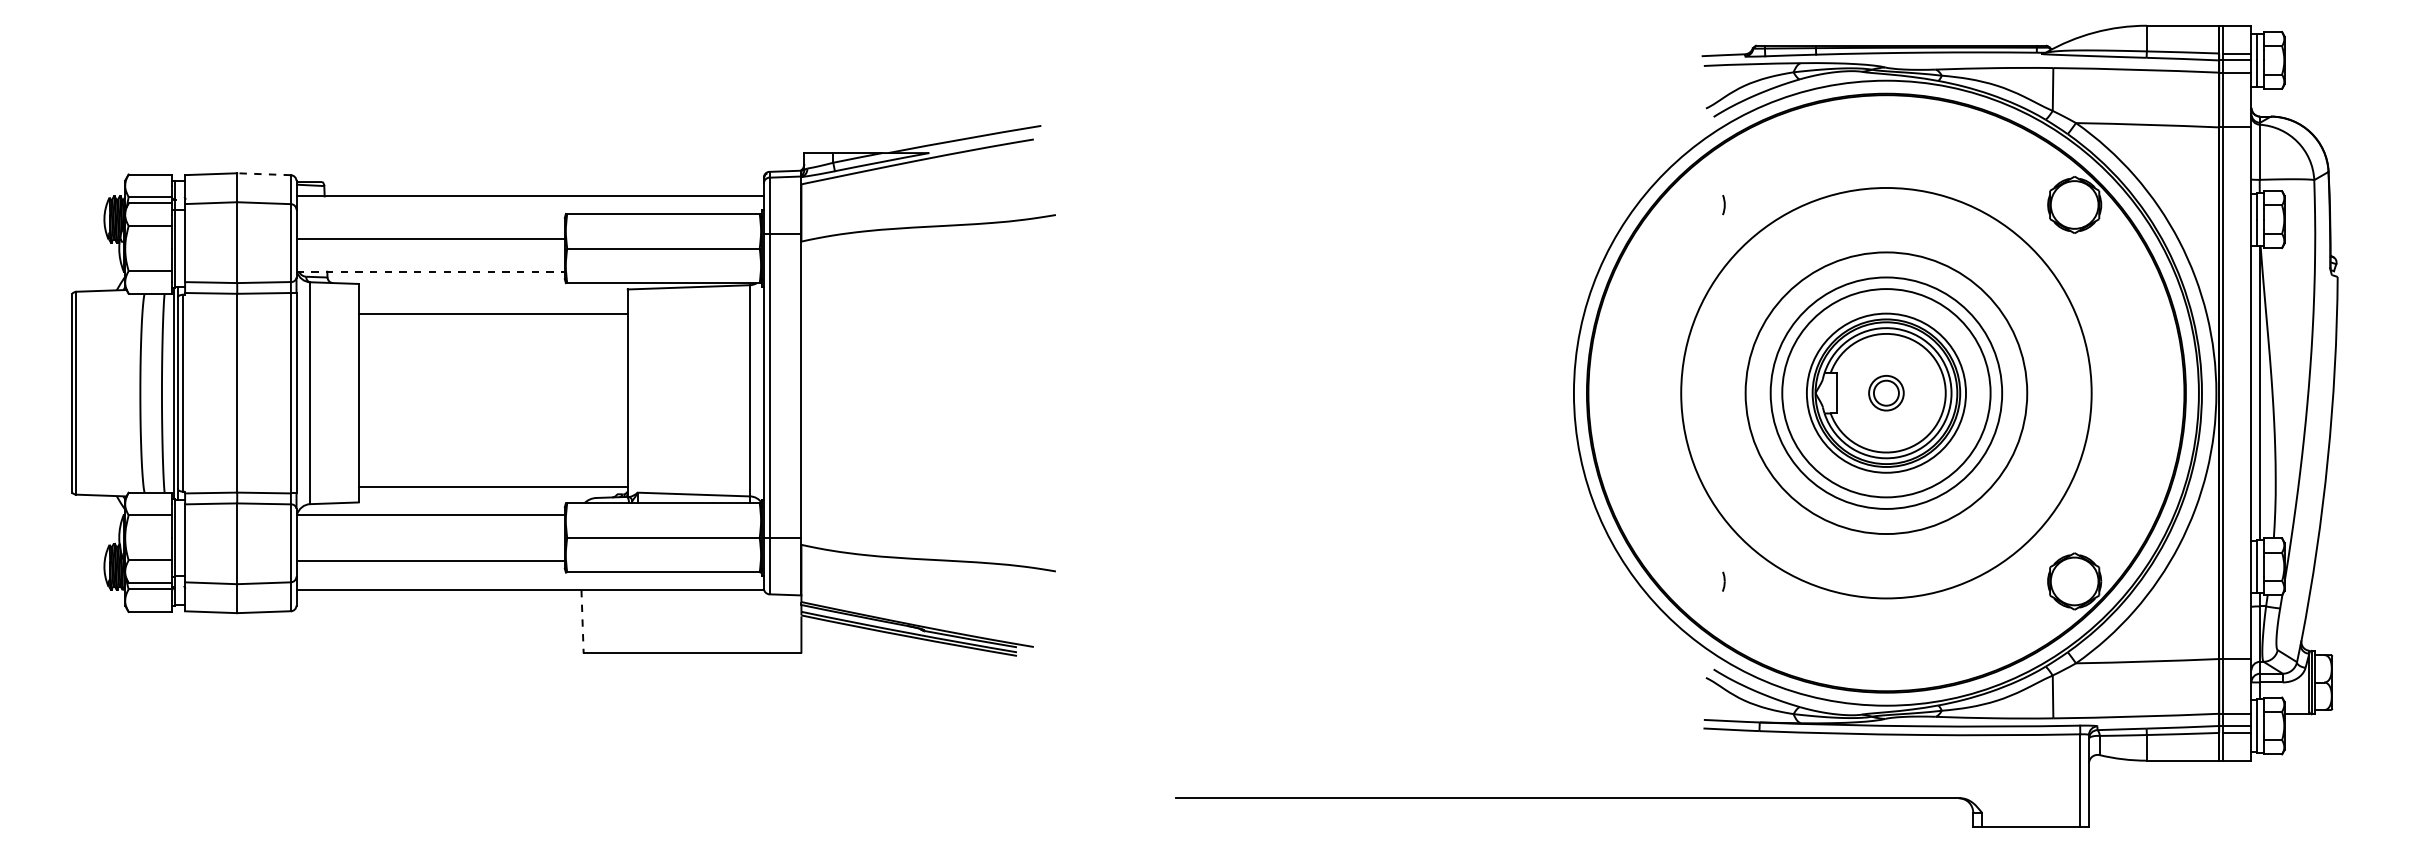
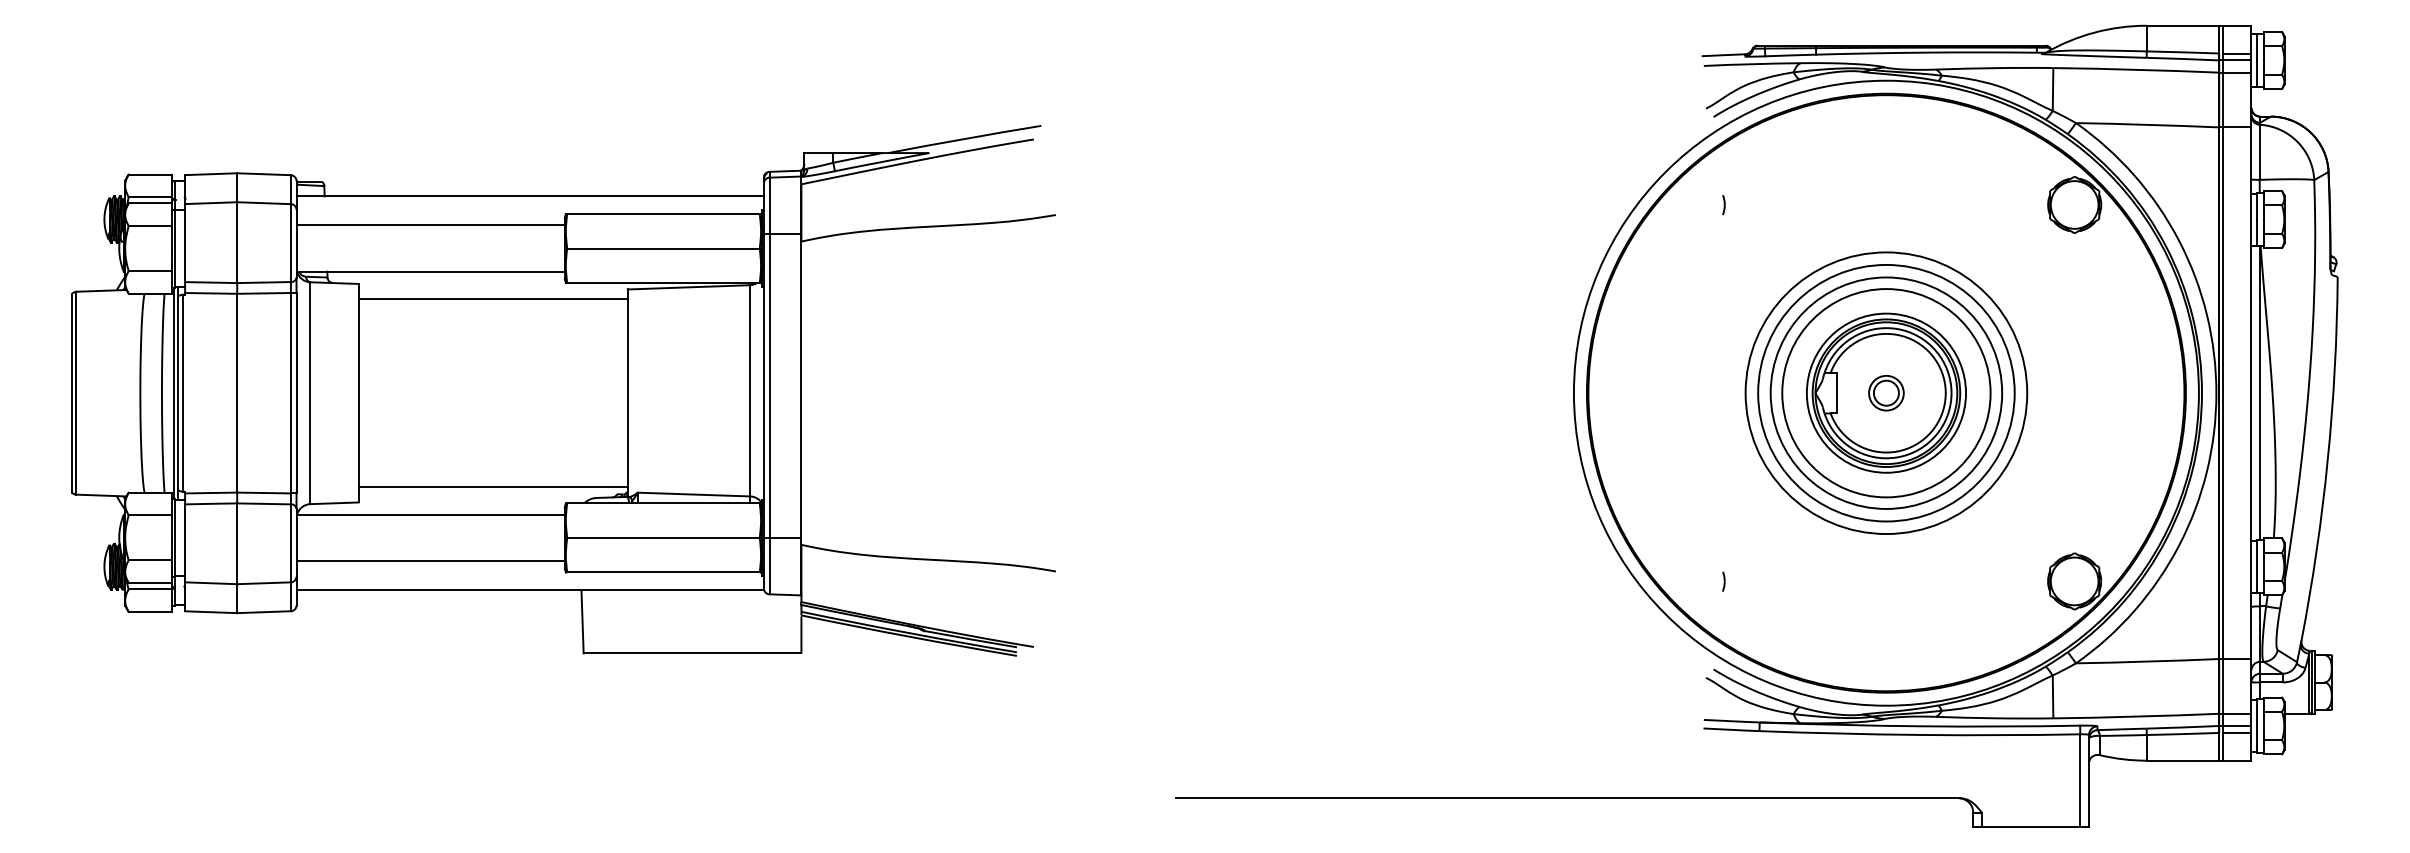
line: dashed -> solid (264, 174)
line position: (430, 239) -> (430, 225) (430, 225)
line: dashed -> solid (431, 271)
line position: (492, 314) -> (492, 299) (492, 299)
circle diameter: 410 px -> 257 px (1886, 392)
line: dashed -> solid (582, 621)
